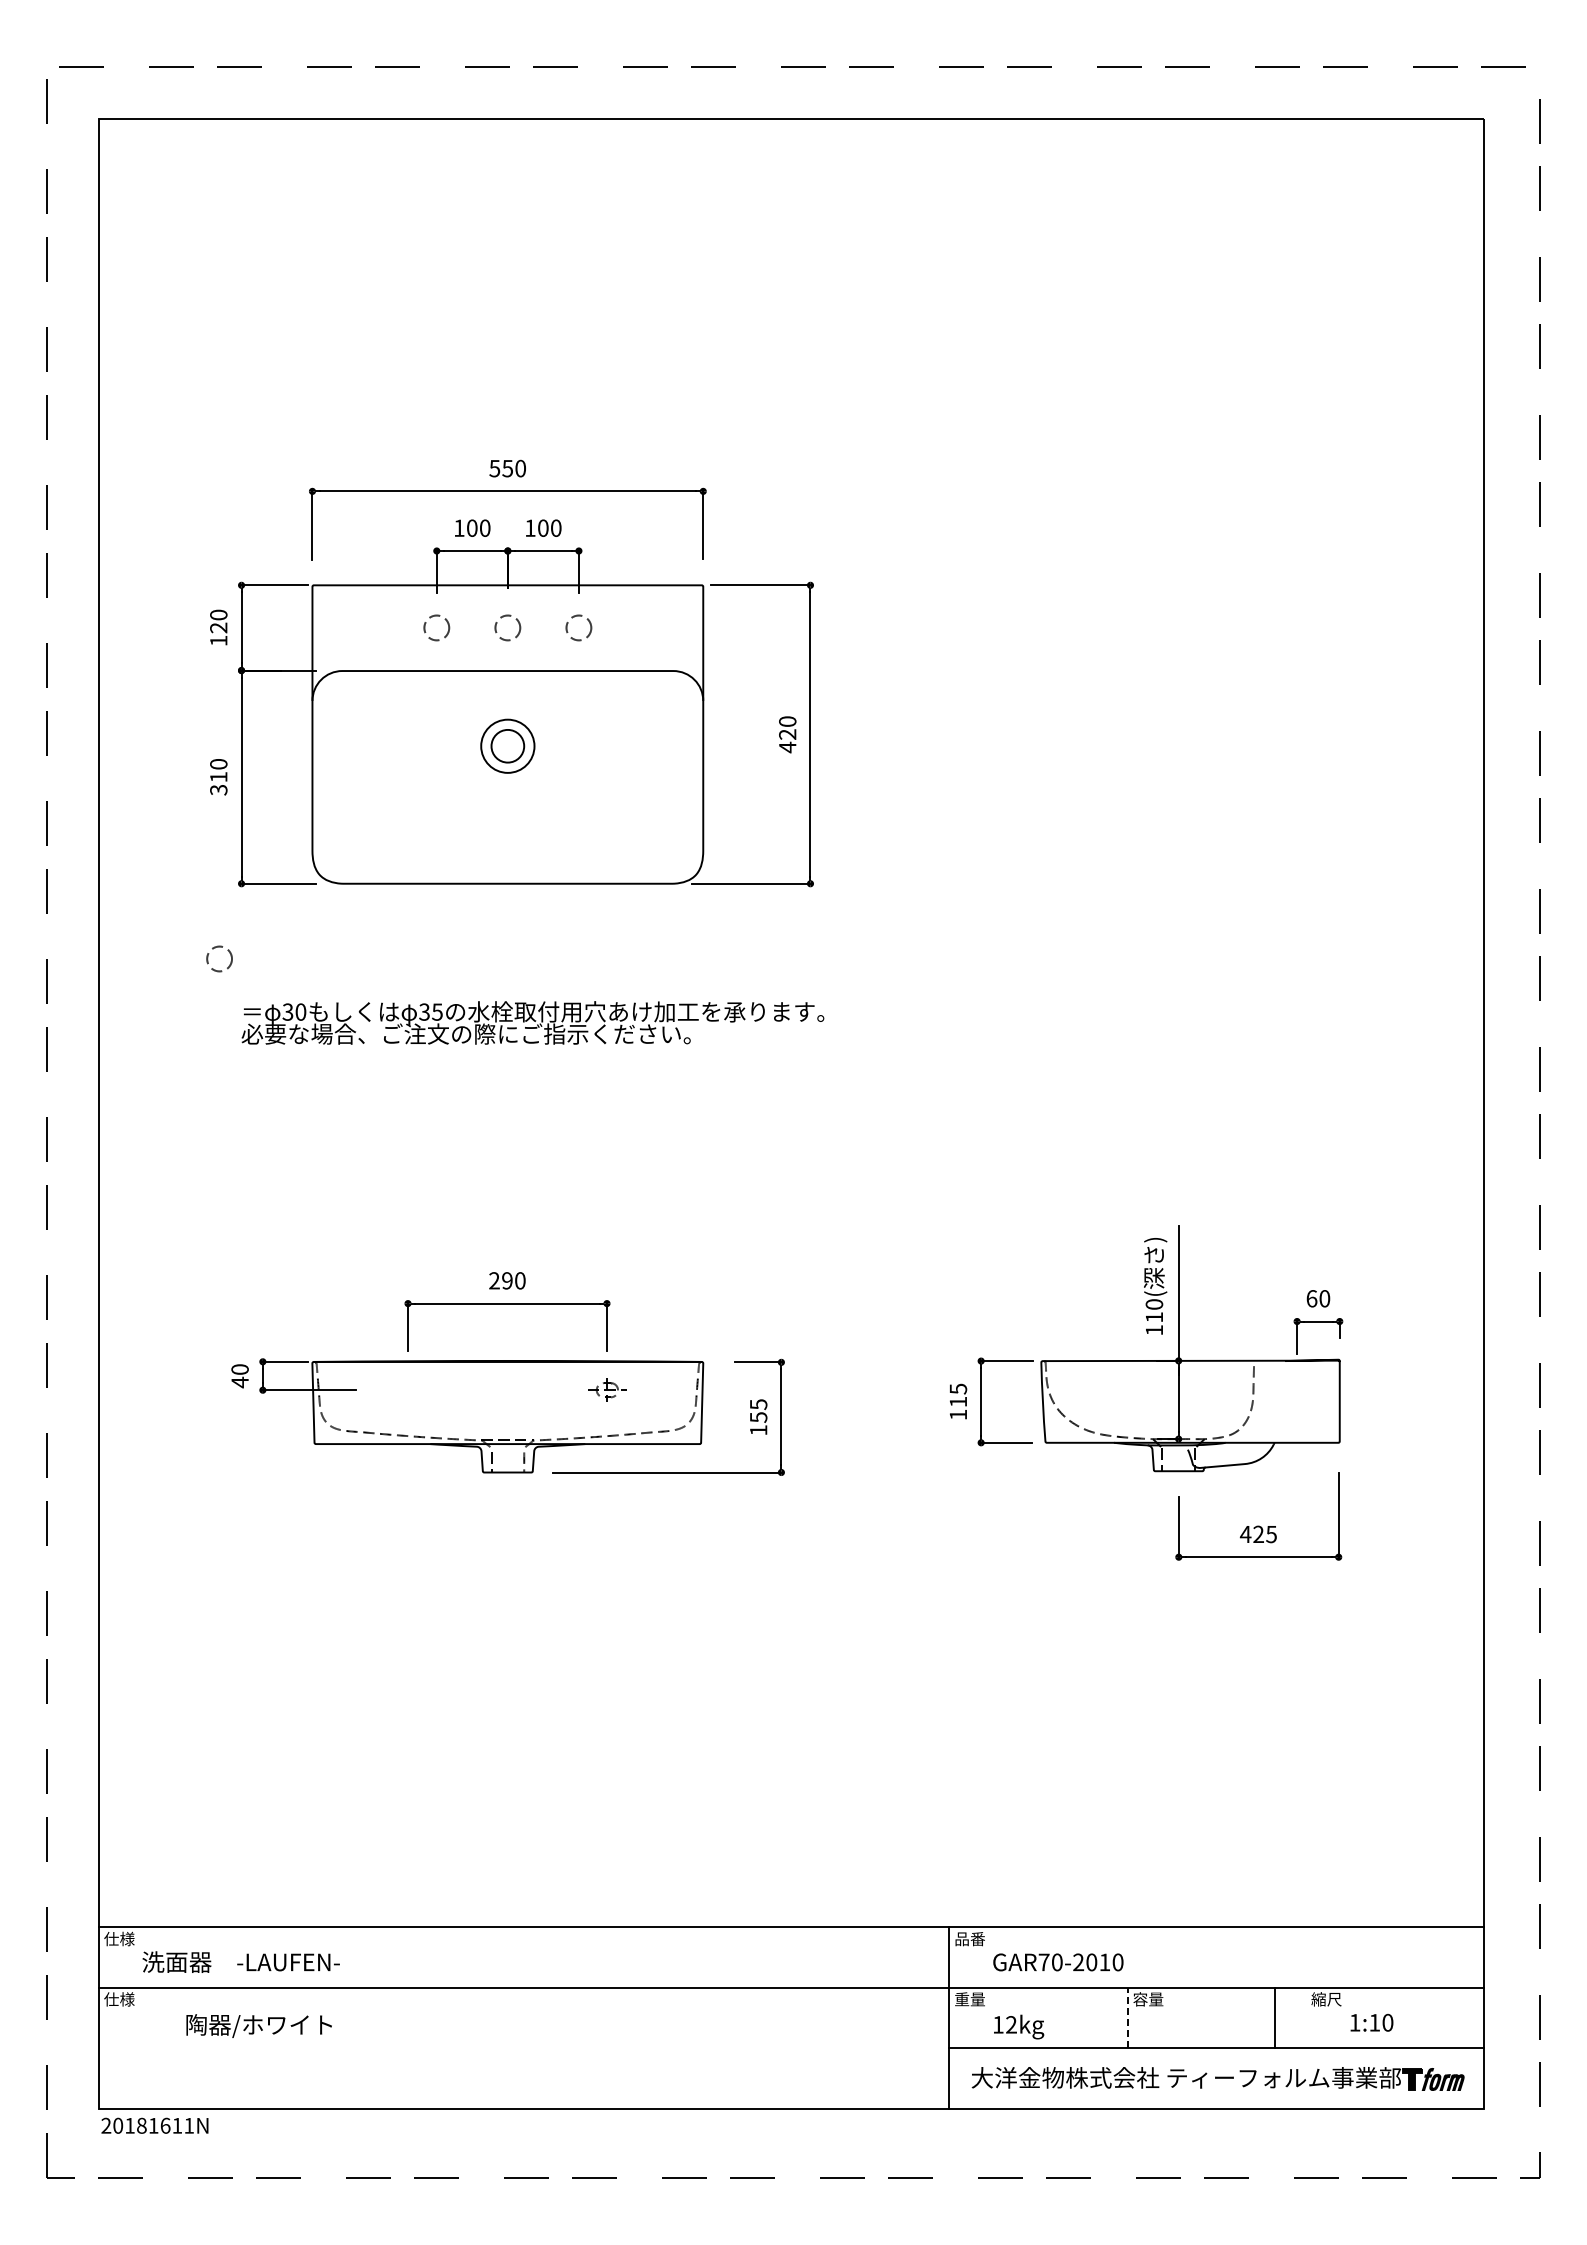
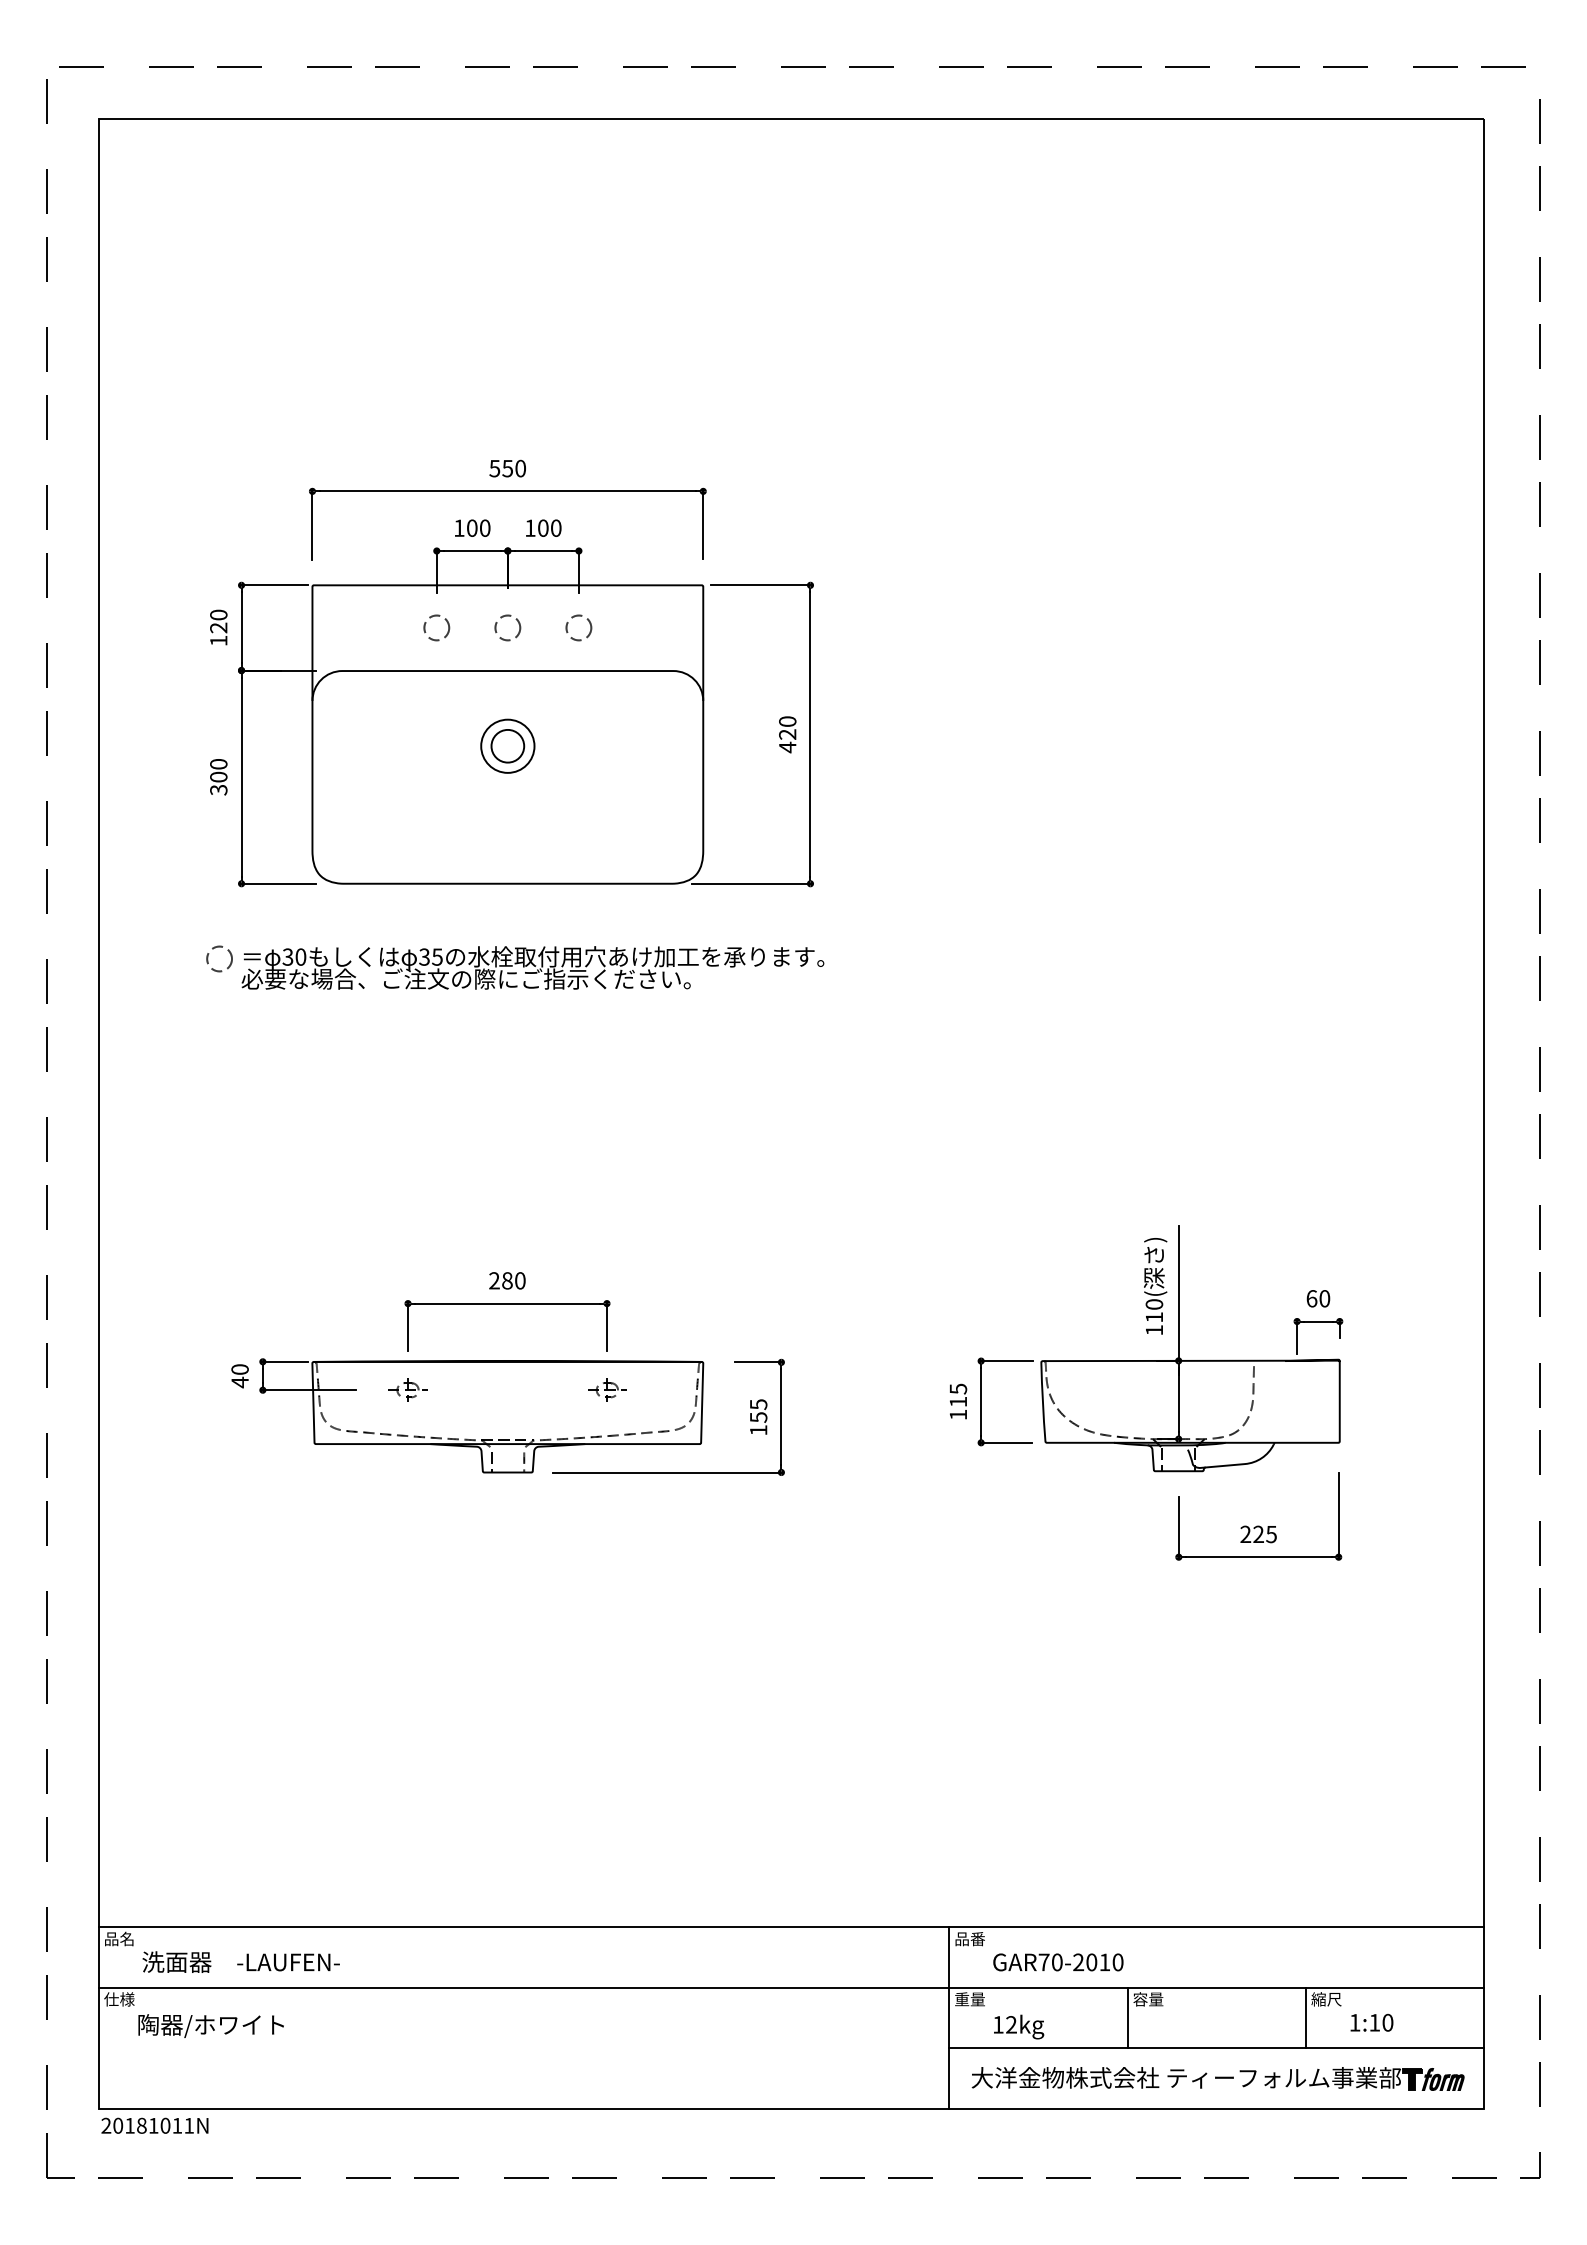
text: 310 -> 300 (218, 776)
text position: (532, 1022) -> (532, 967) (532, 967)
text: 290 -> 280 (507, 1280)
part: none -> present (407, 1389)
text: 425 -> 225 (1245, 1533)
text: 仕様 -> 品名 (119, 1938)
line: dashed -> solid (1127, 2017)
line position: (1274, 2017) -> (1305, 2017) (1305, 2017)
text position: (258, 2025) -> (210, 2025) (210, 2025)
text: 20181611N -> 20181011N (165, 2125)
